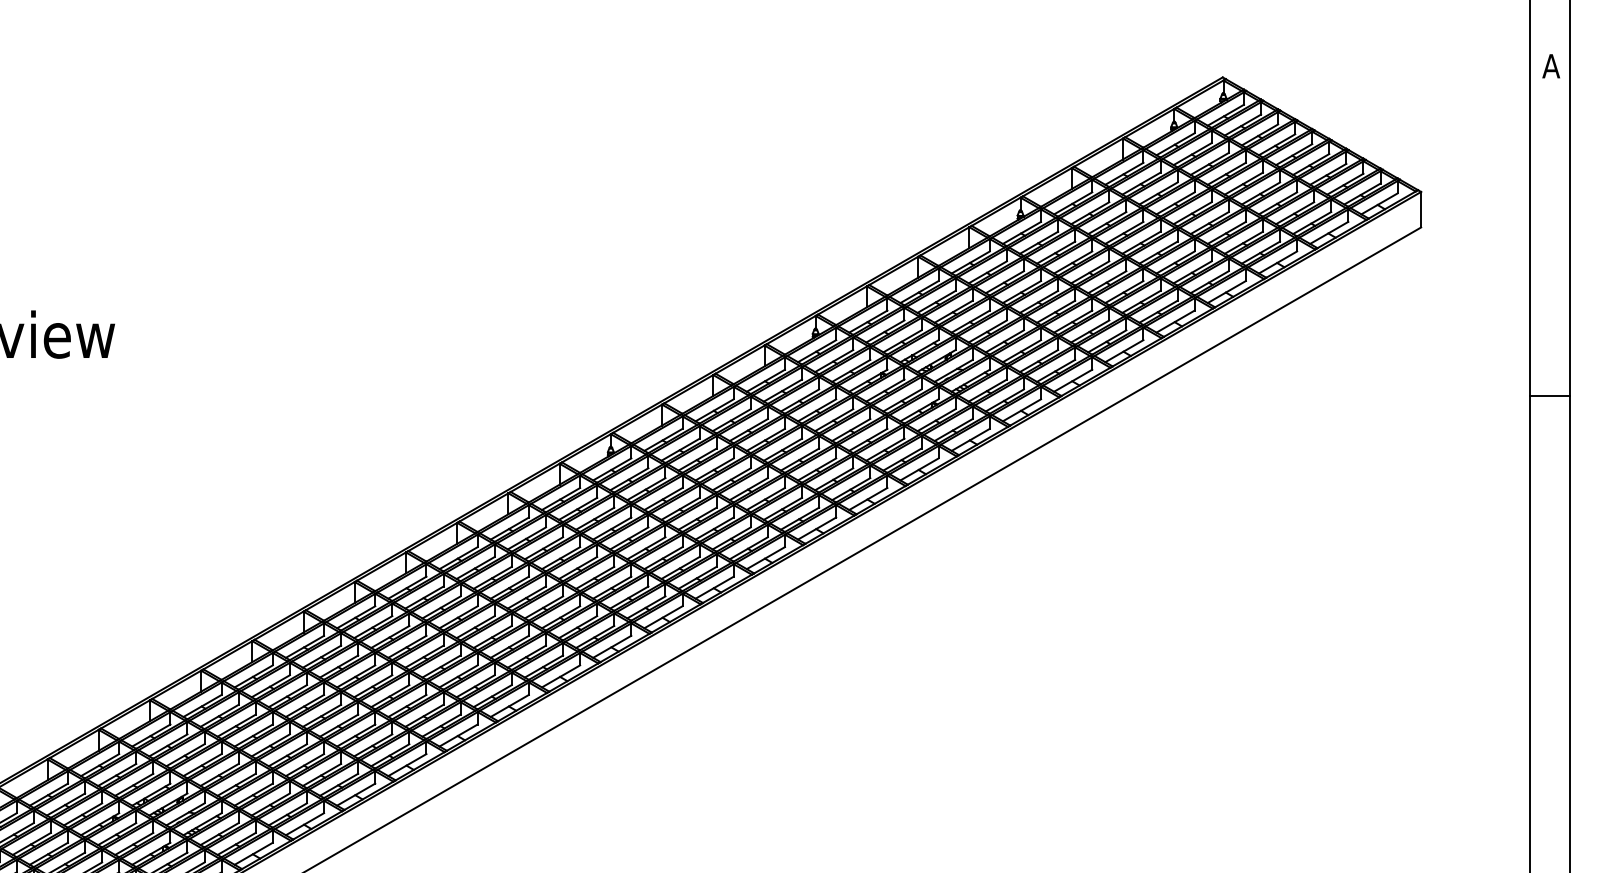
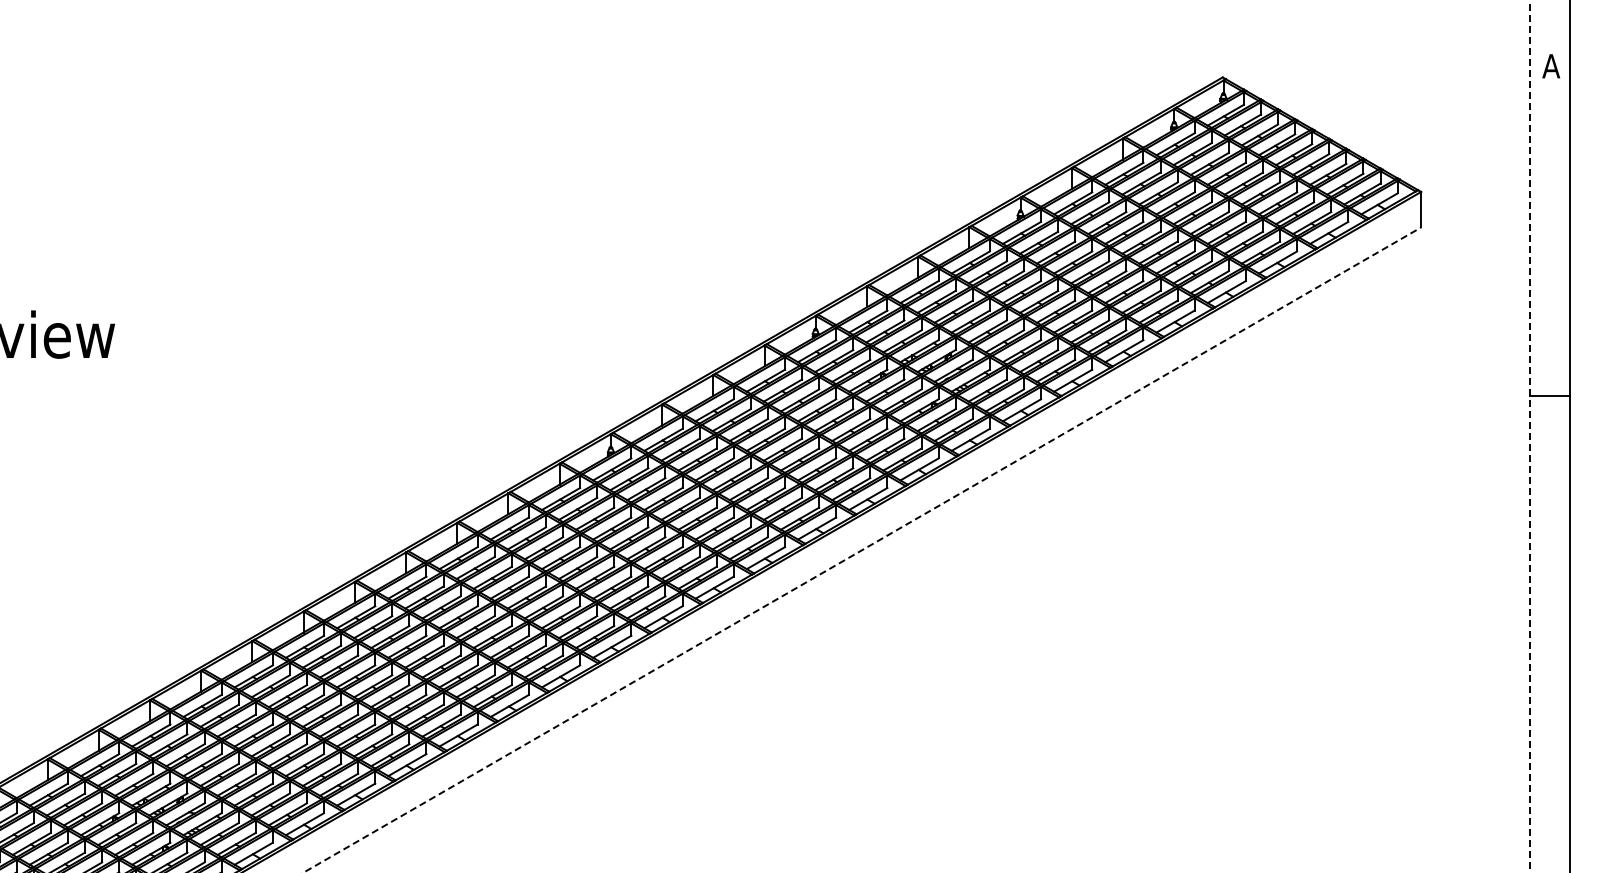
line: solid -> dashed (1530, 436)
line: solid -> dashed (862, 549)
